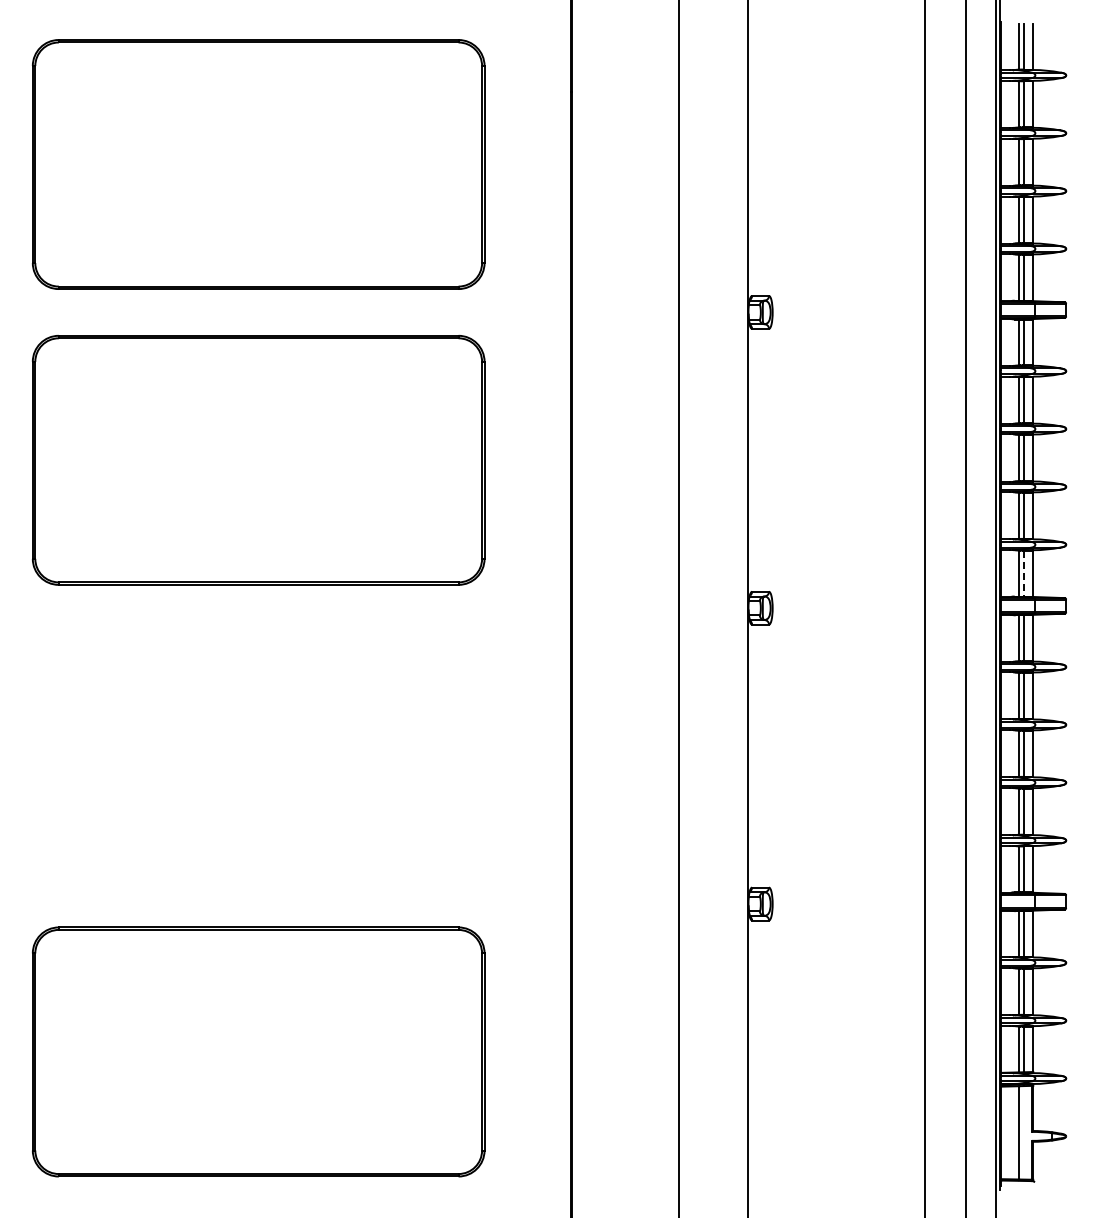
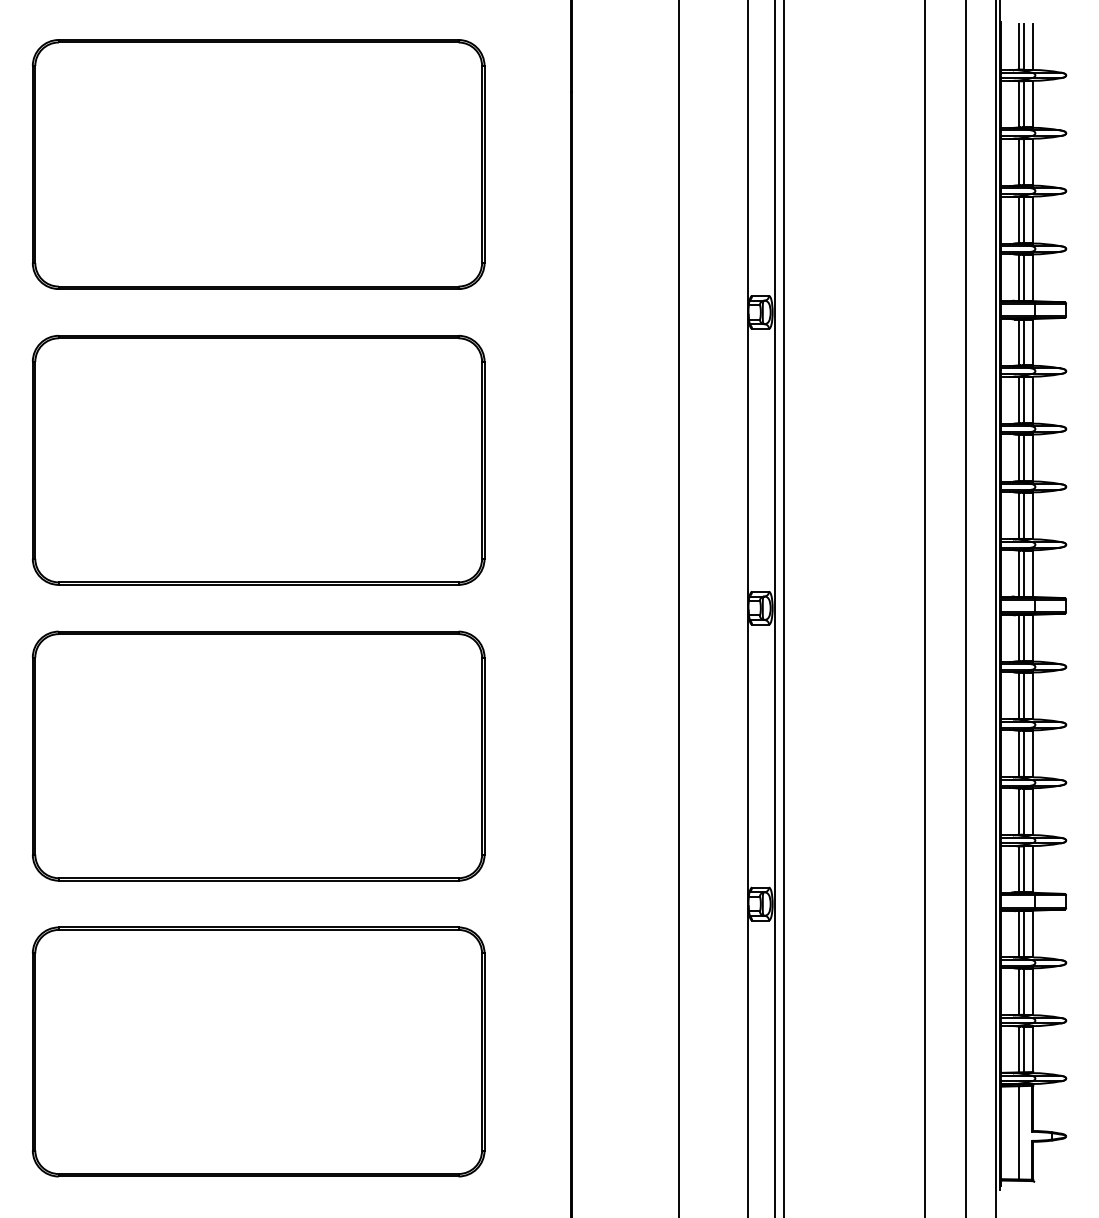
line: dashed -> solid (1023, 573)
line: none -> present (774, 608)
line: none -> present (784, 608)
part: none -> present (258, 755)
